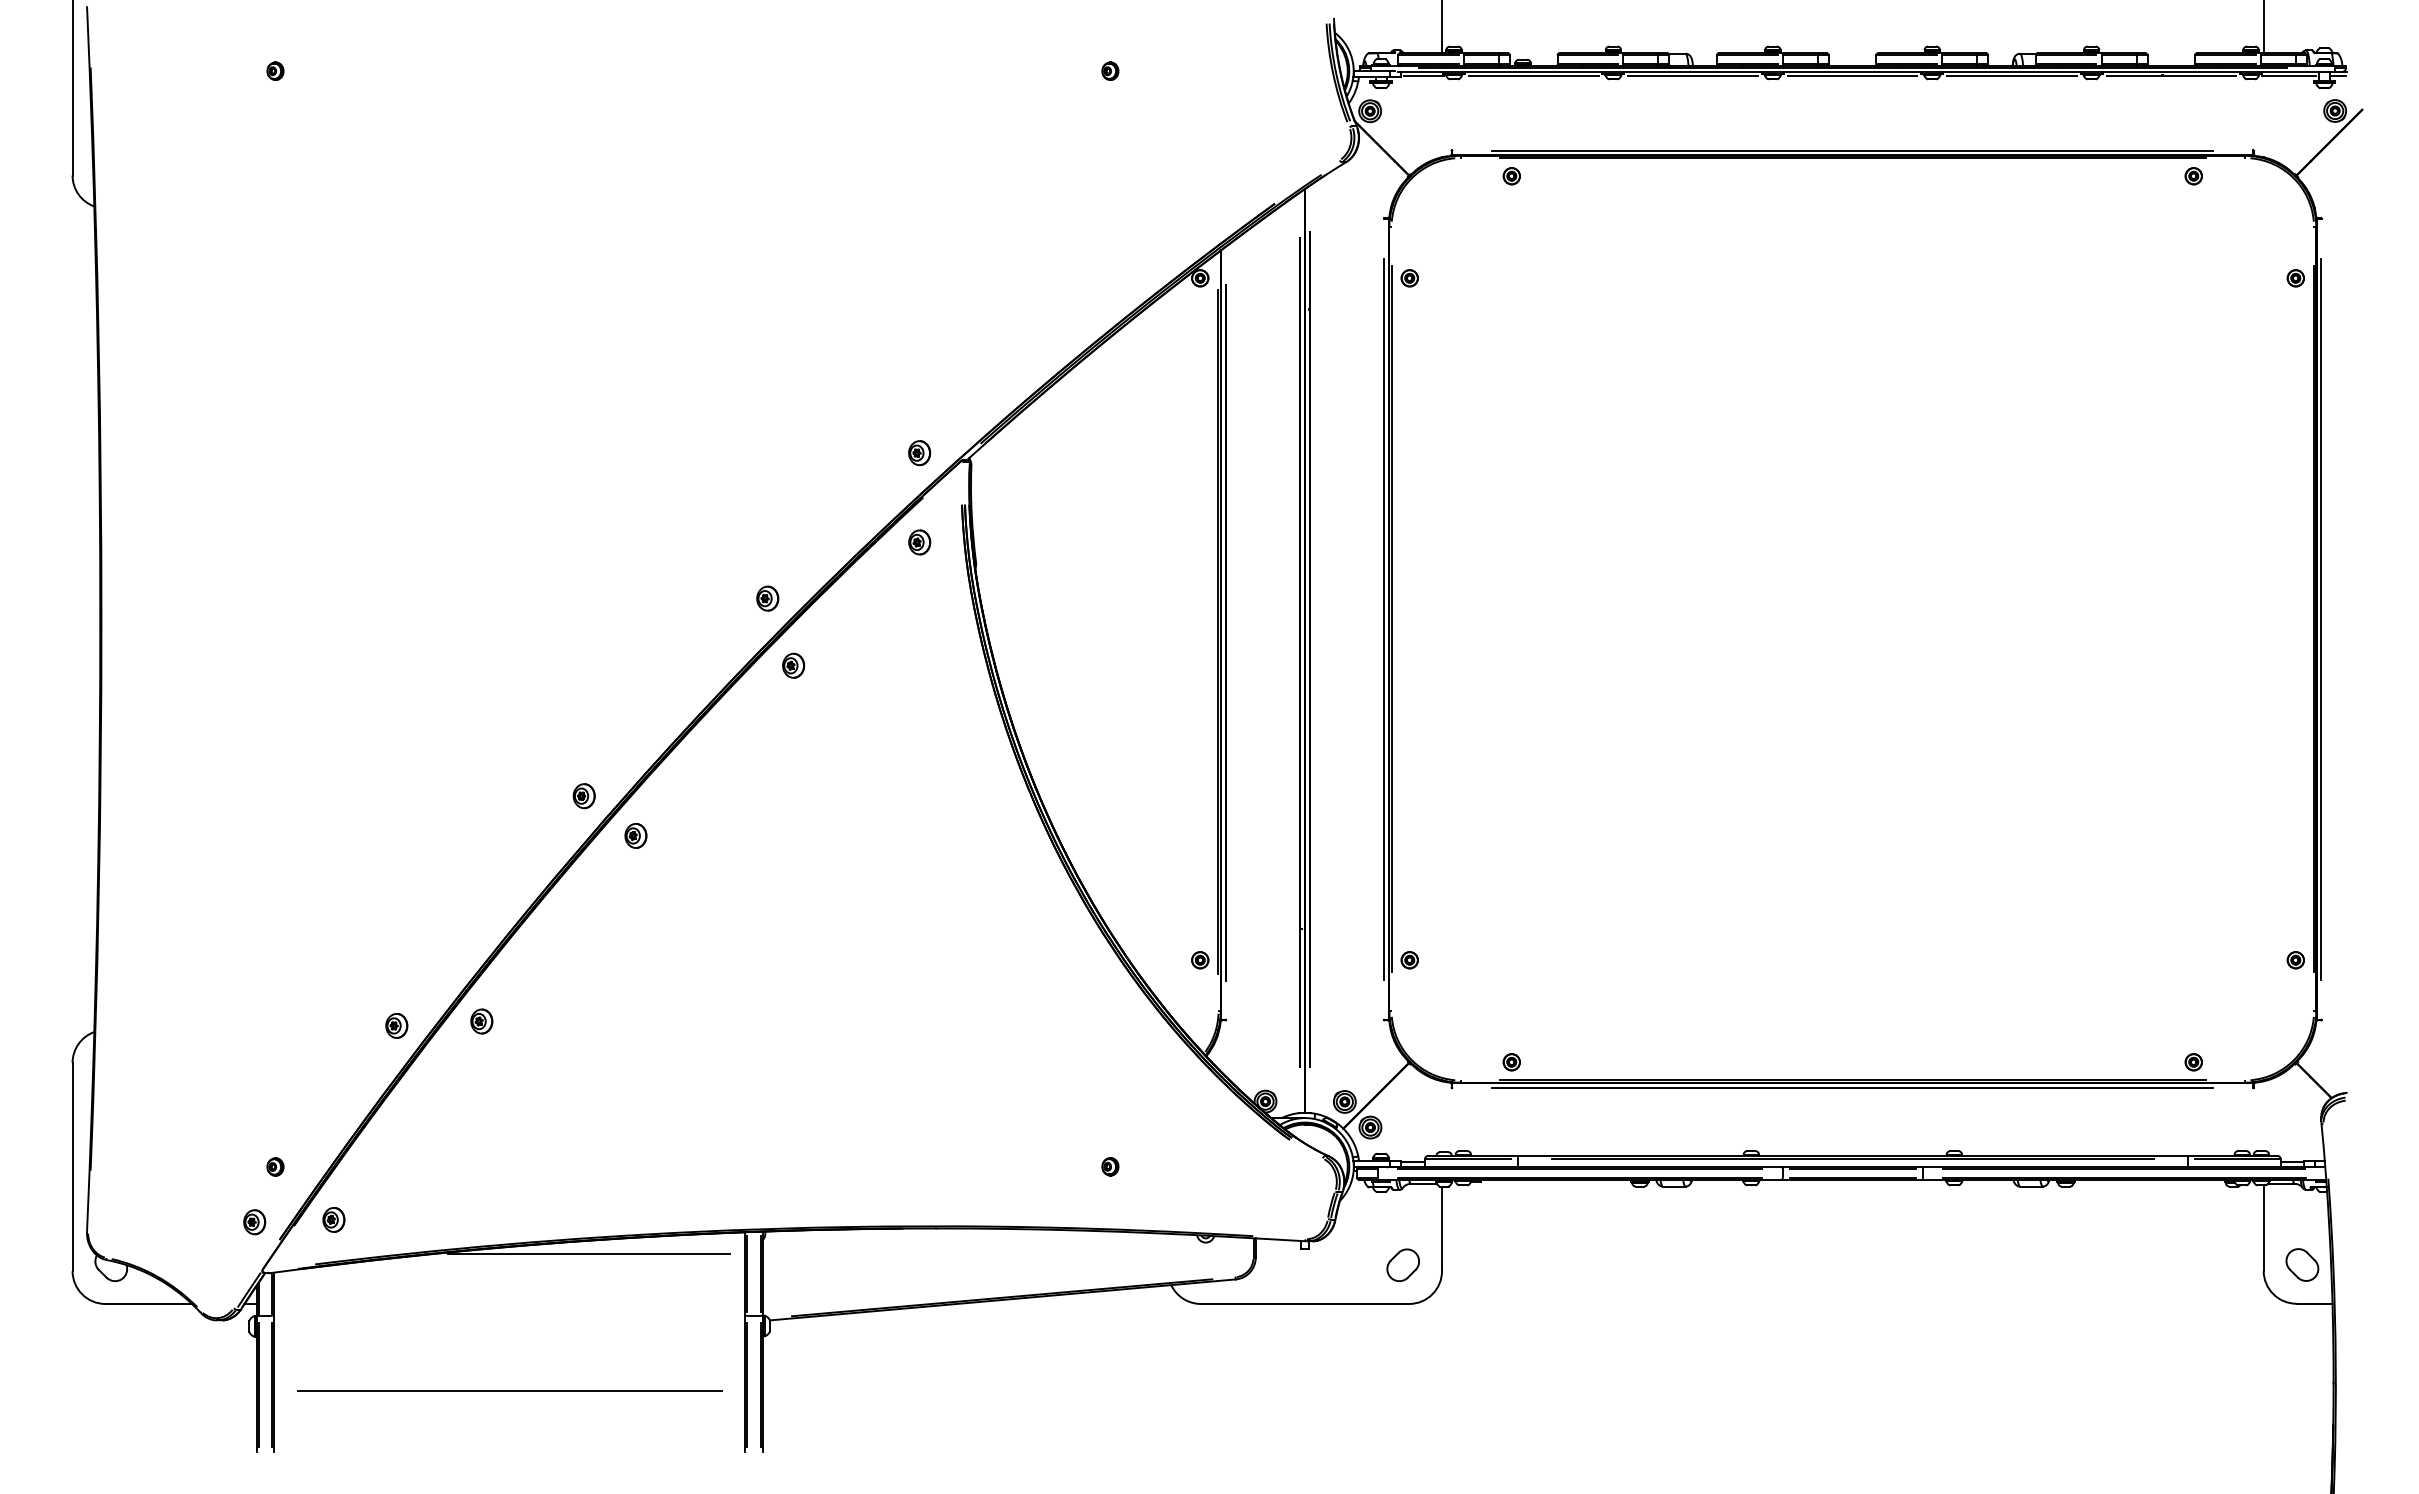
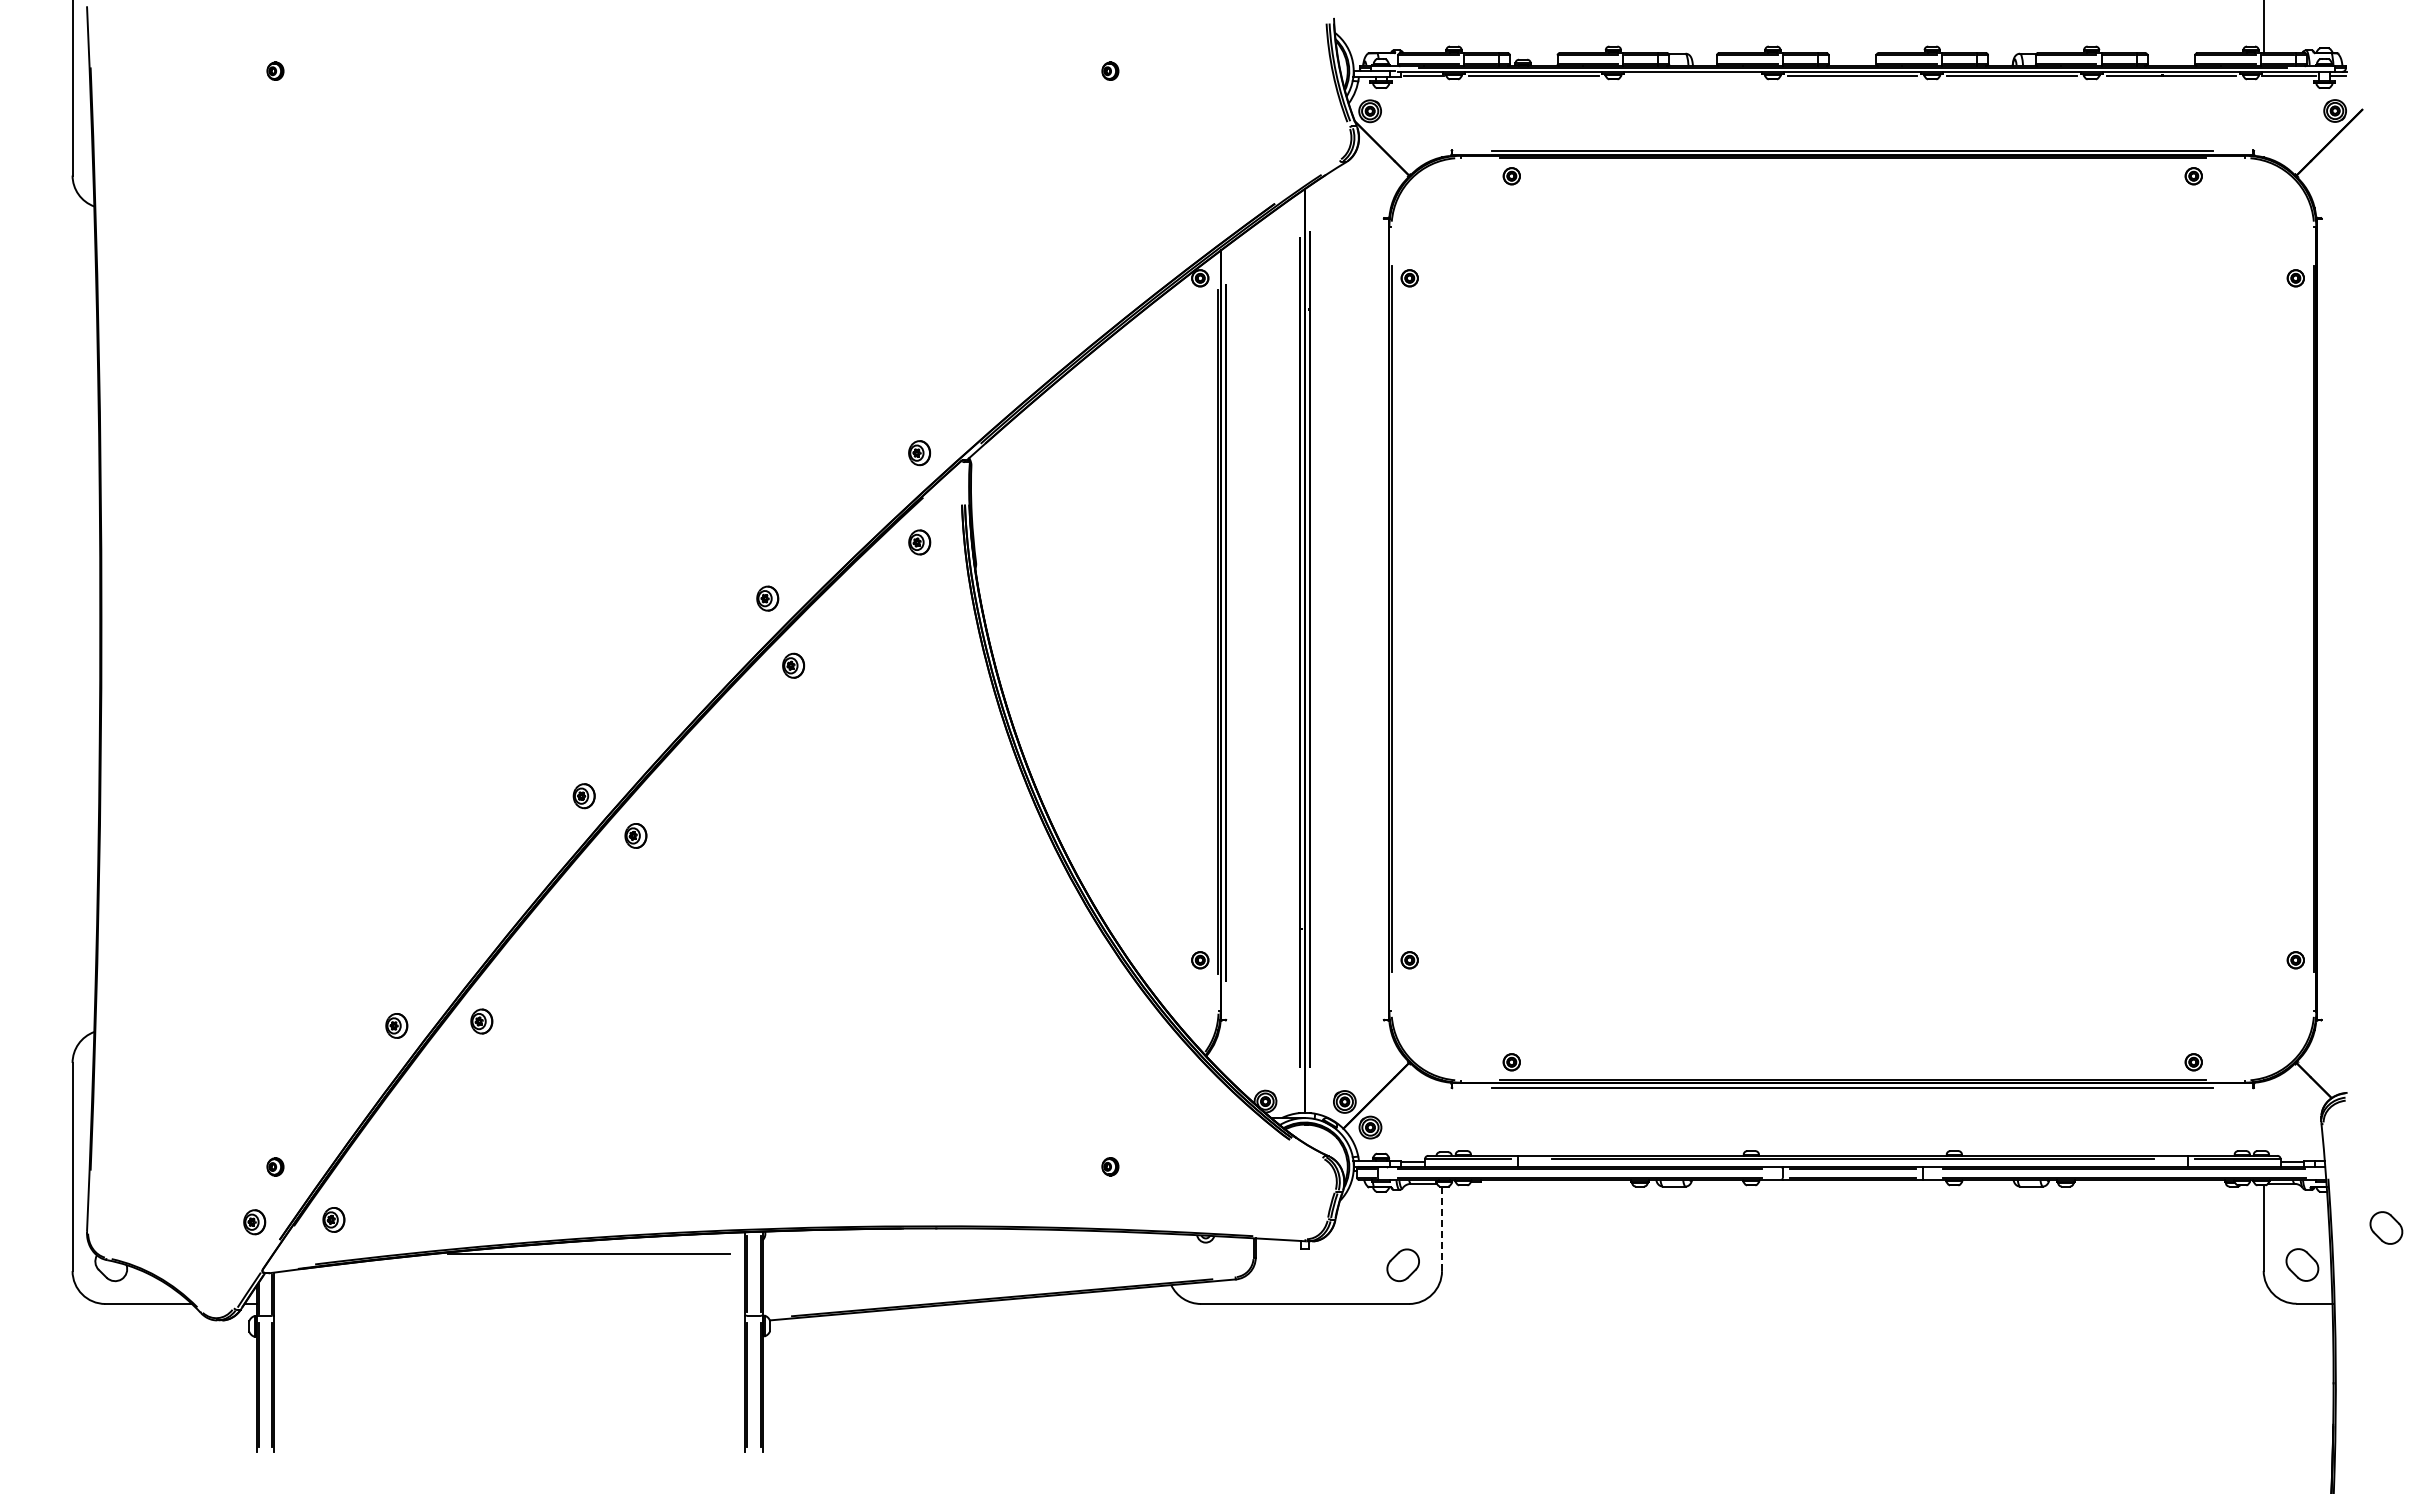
line: present -> none (1441, 27)
line: present -> none (1692, 76)
line: present -> none (1384, 618)
line: present -> none (2321, 618)
part: none -> present (2386, 1227)
line: solid -> dashed (1442, 1229)
line: present -> none (509, 1390)
